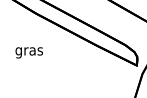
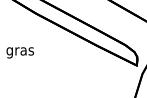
text position: (28, 52) -> (19, 52) (19, 52)
